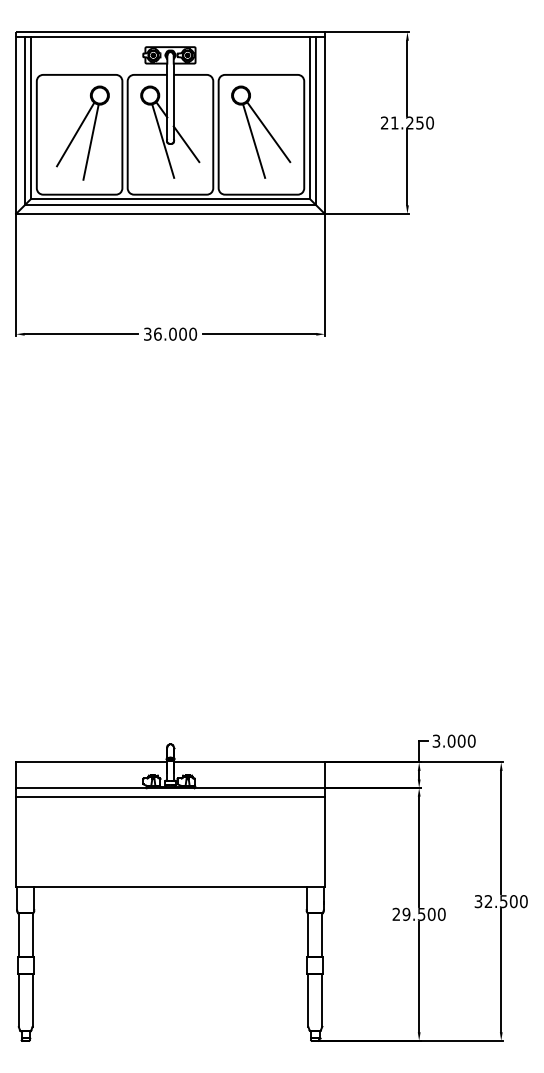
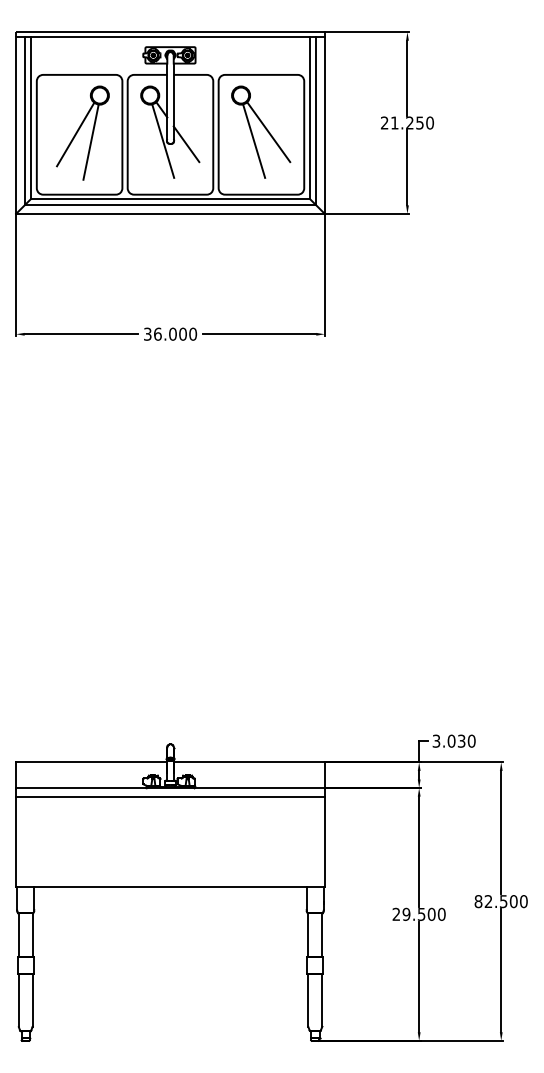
text: 3.000 -> 3.030 (461, 740)
text: 32.500 -> 82.500 (478, 901)
